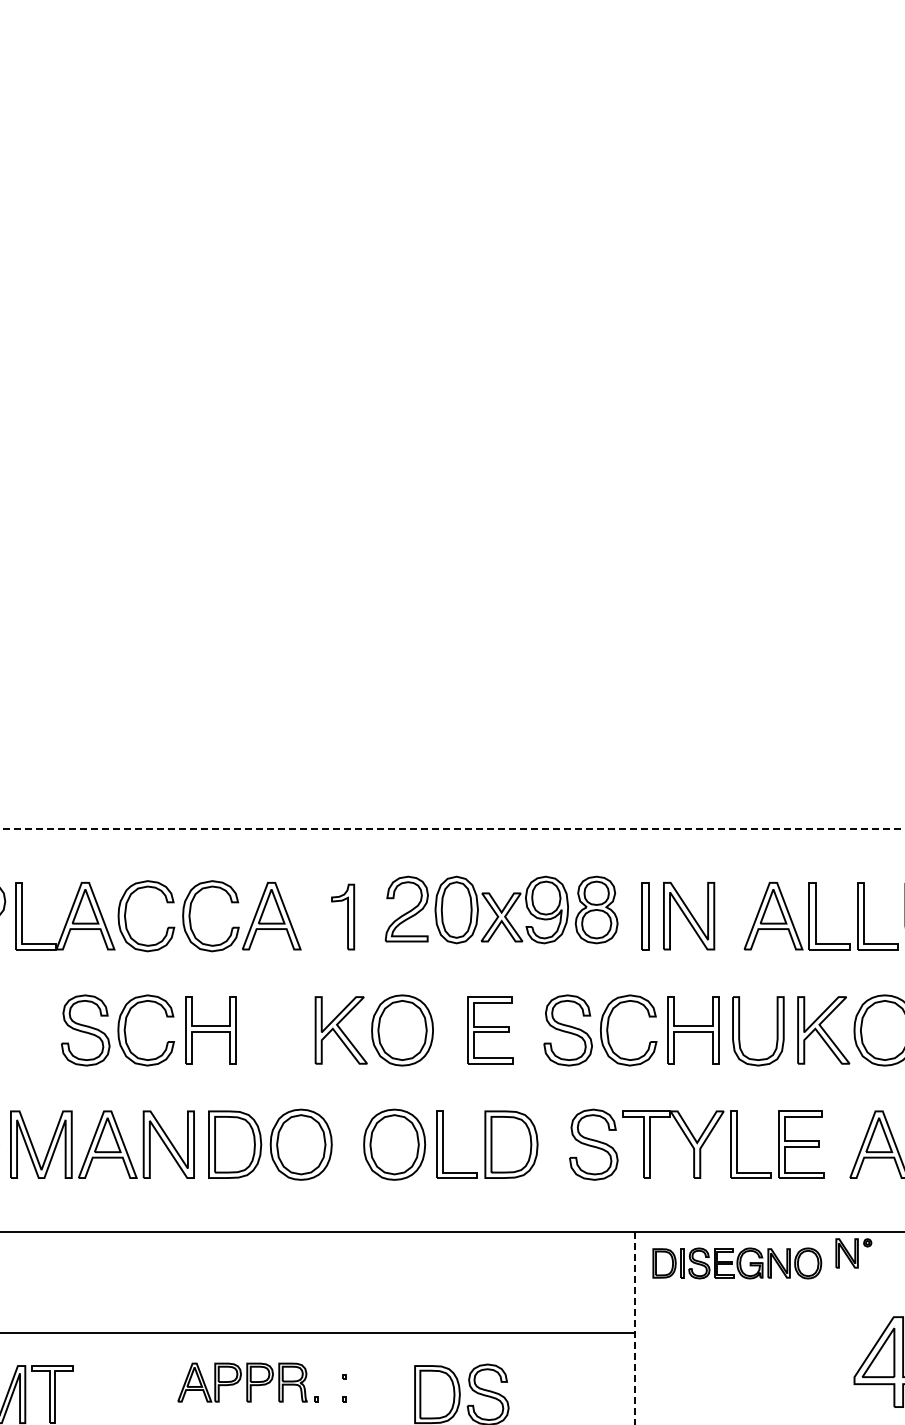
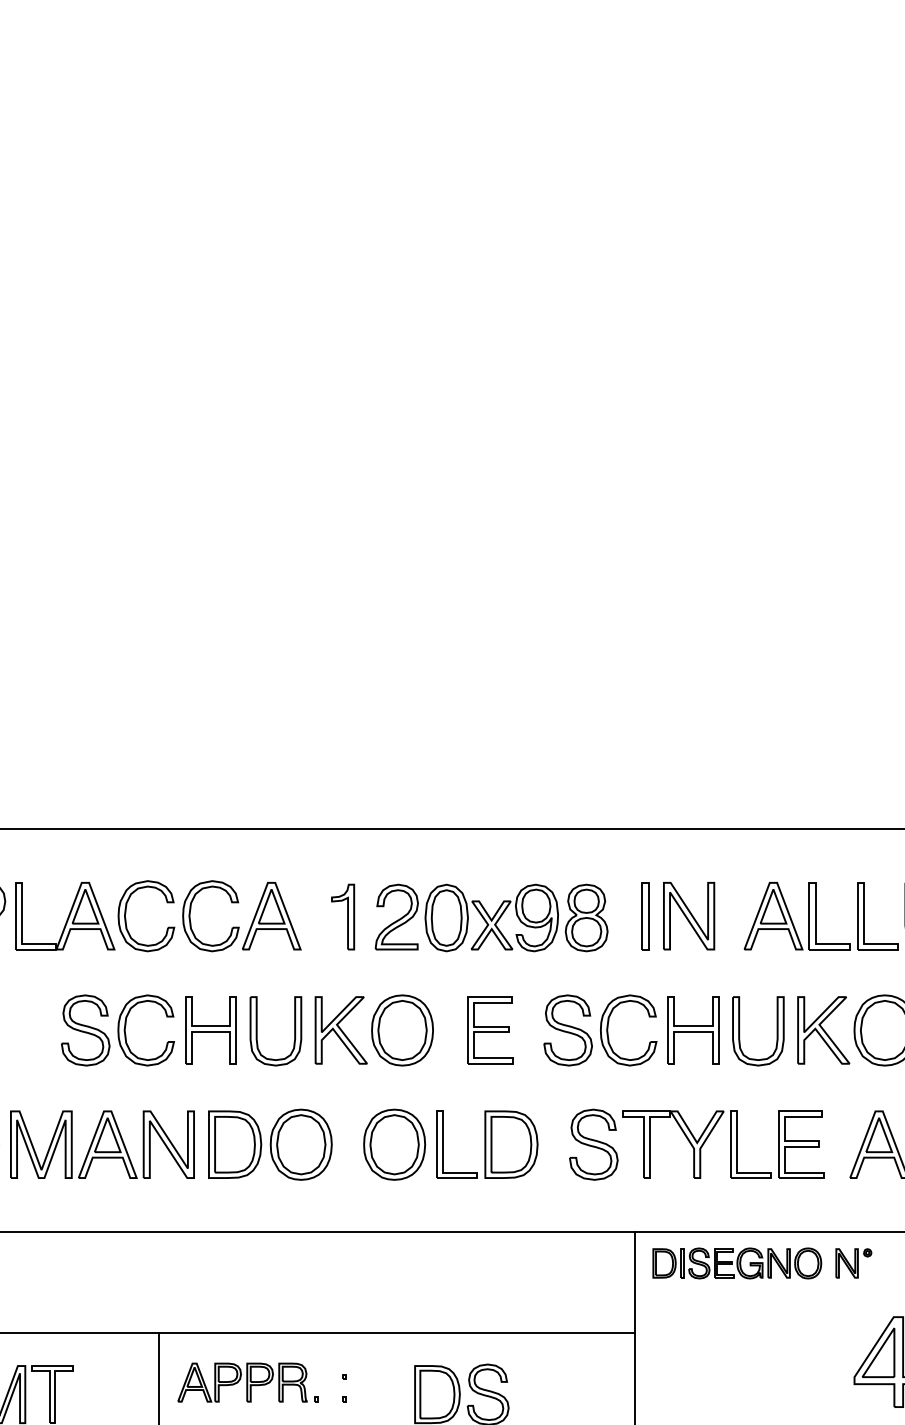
line: dashed -> solid (452, 828)
part position: (501, 909) -> (491, 917) (491, 917)
part: none -> present (257, 1031)
part position: (853, 1253) -> (853, 1263) (853, 1263)
line: dashed -> solid (635, 1328)
line: none -> present (159, 1377)
